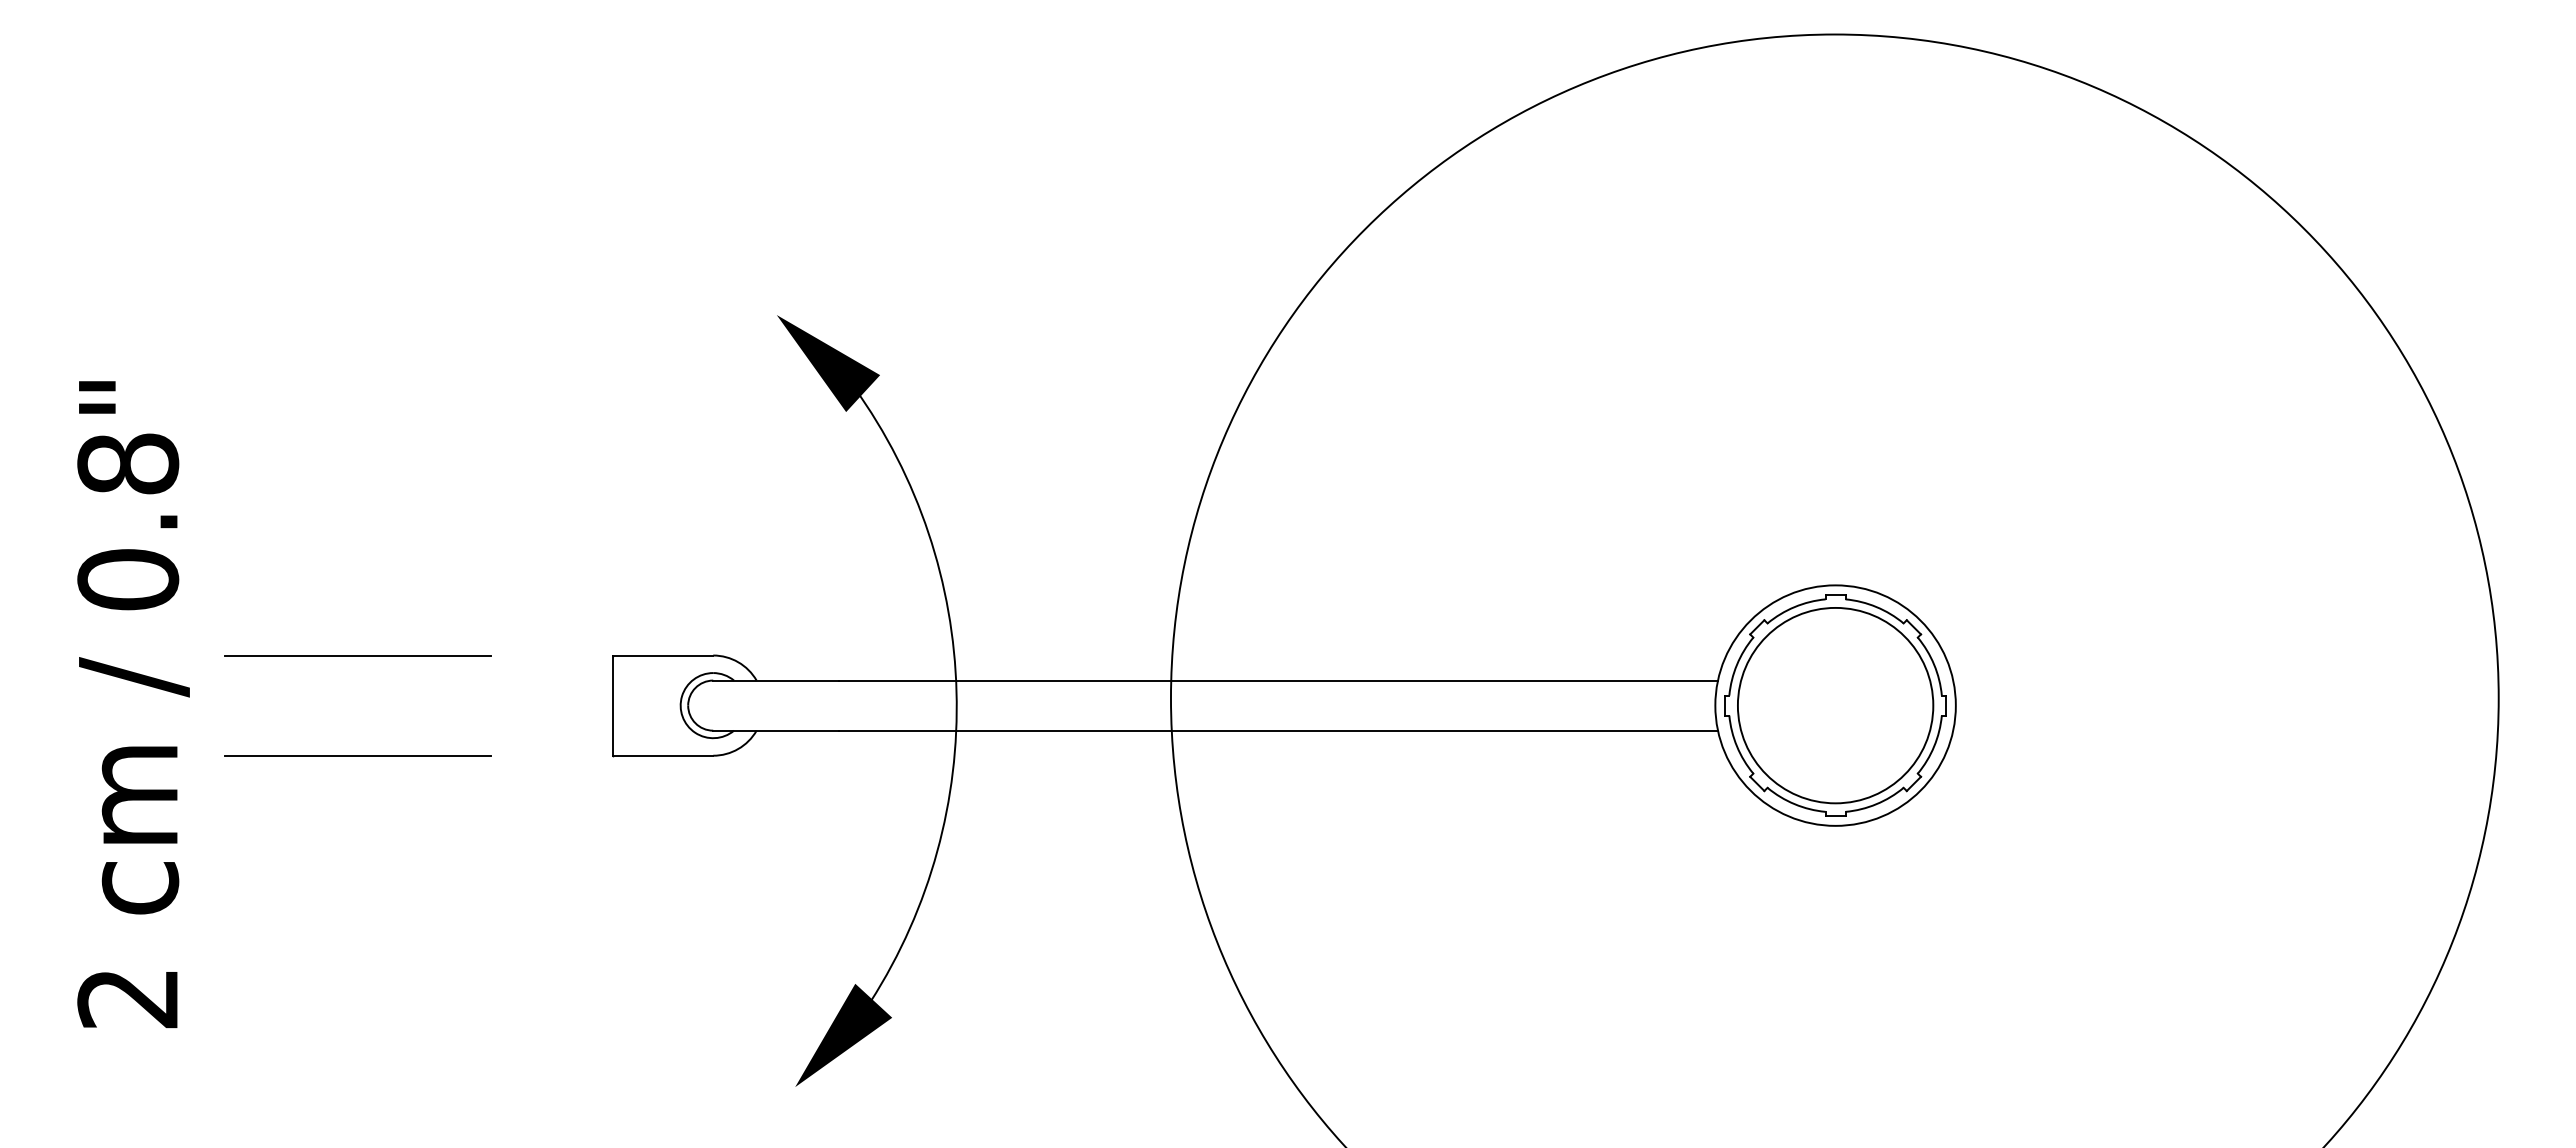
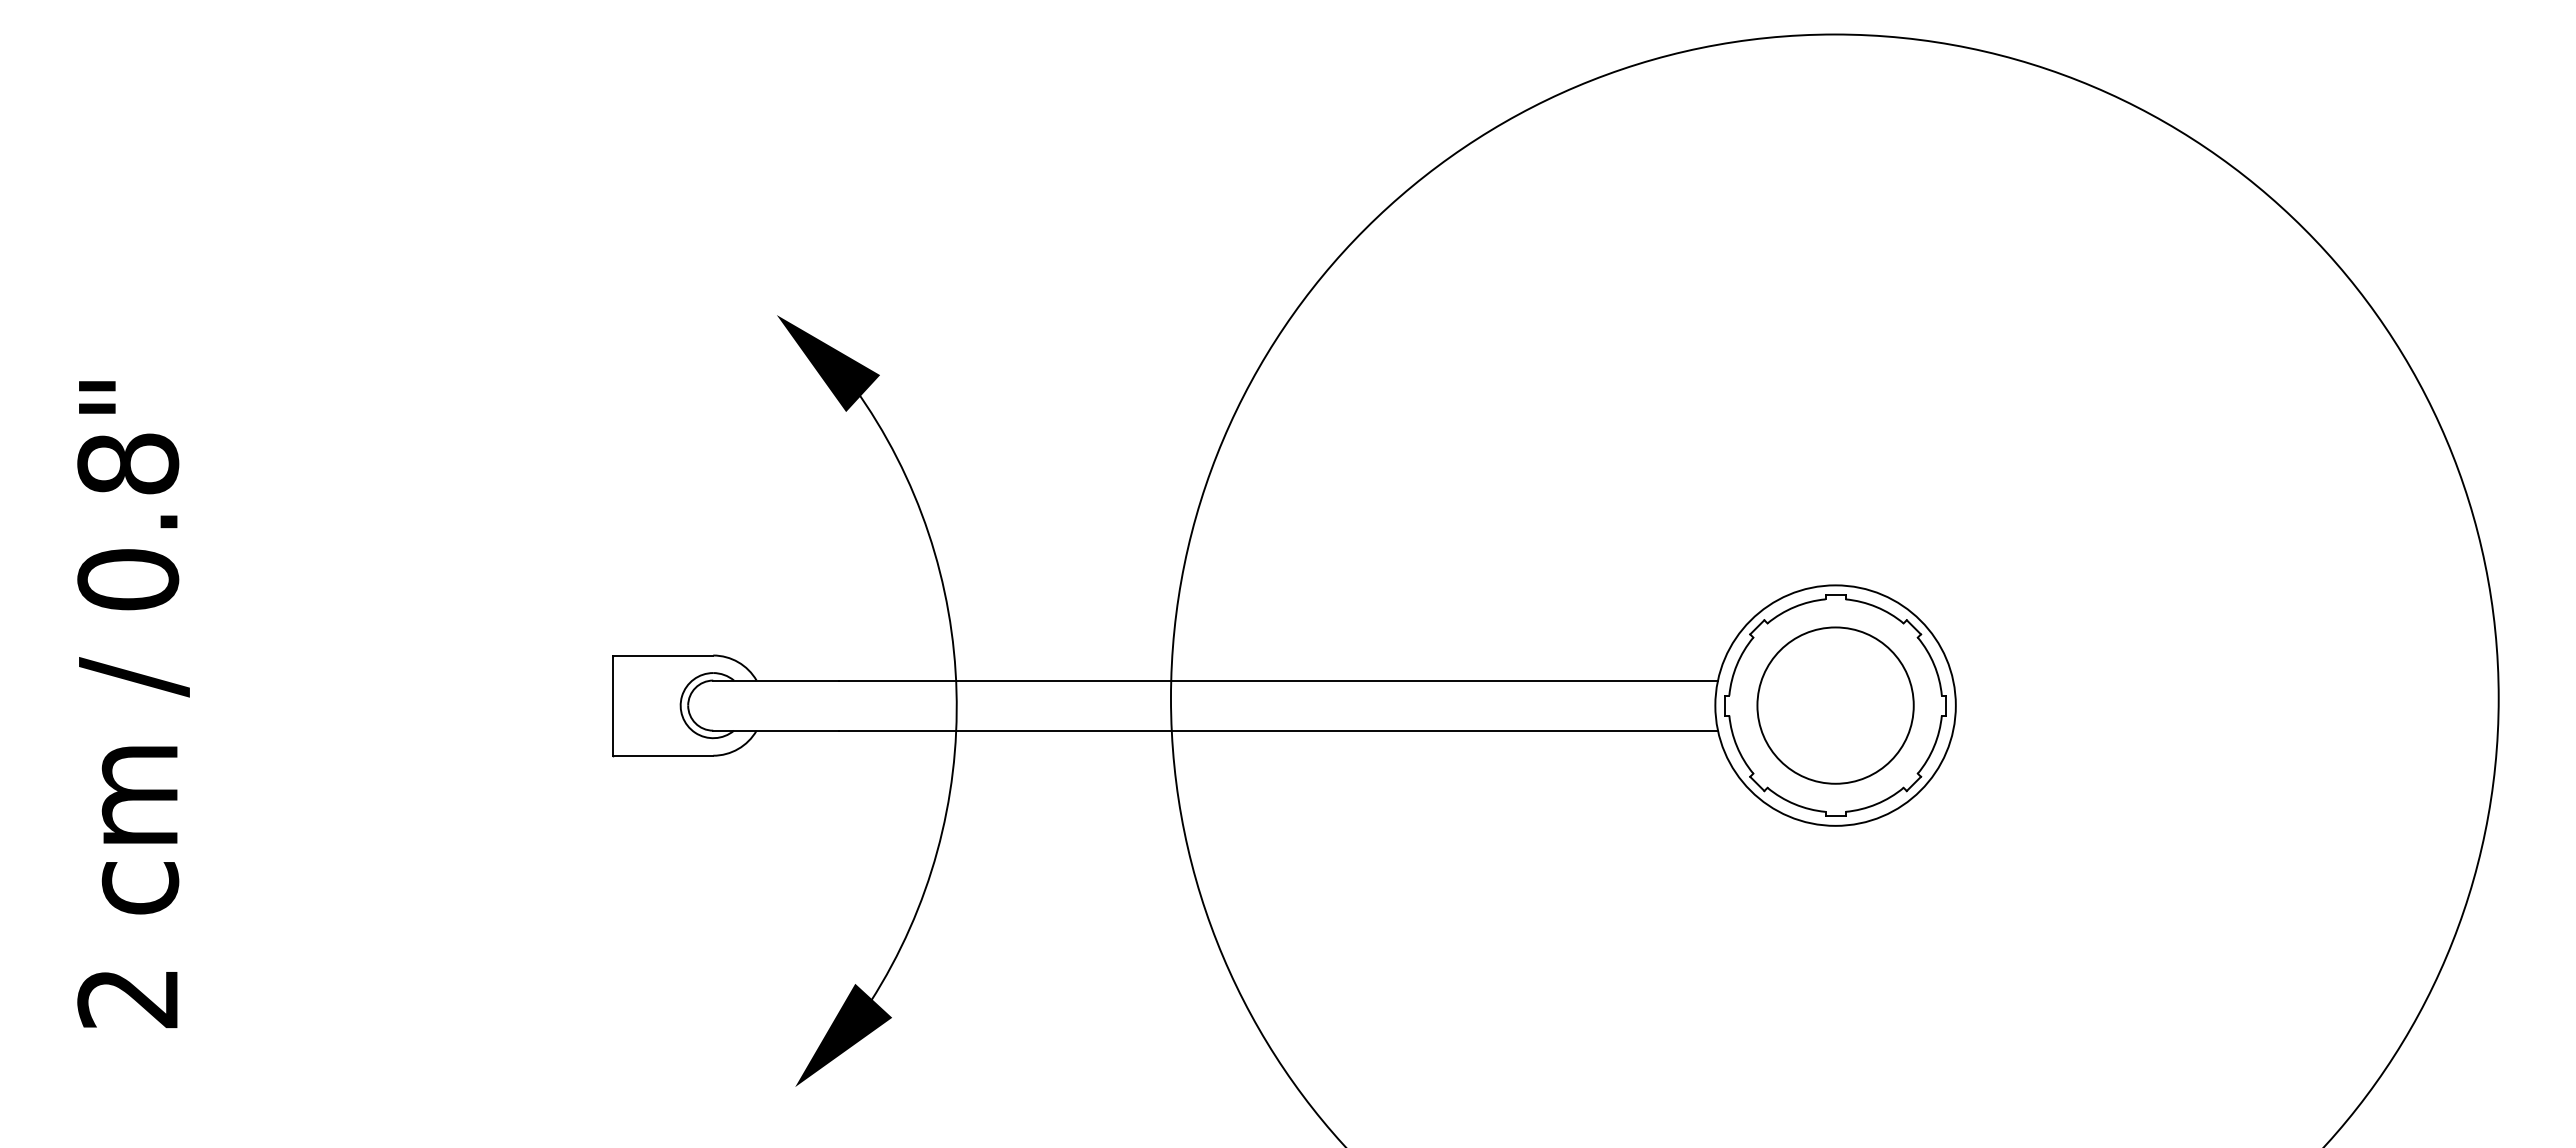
line: present -> none (357, 655)
circle diameter: 195 px -> 156 px (1835, 705)
line: present -> none (357, 755)
